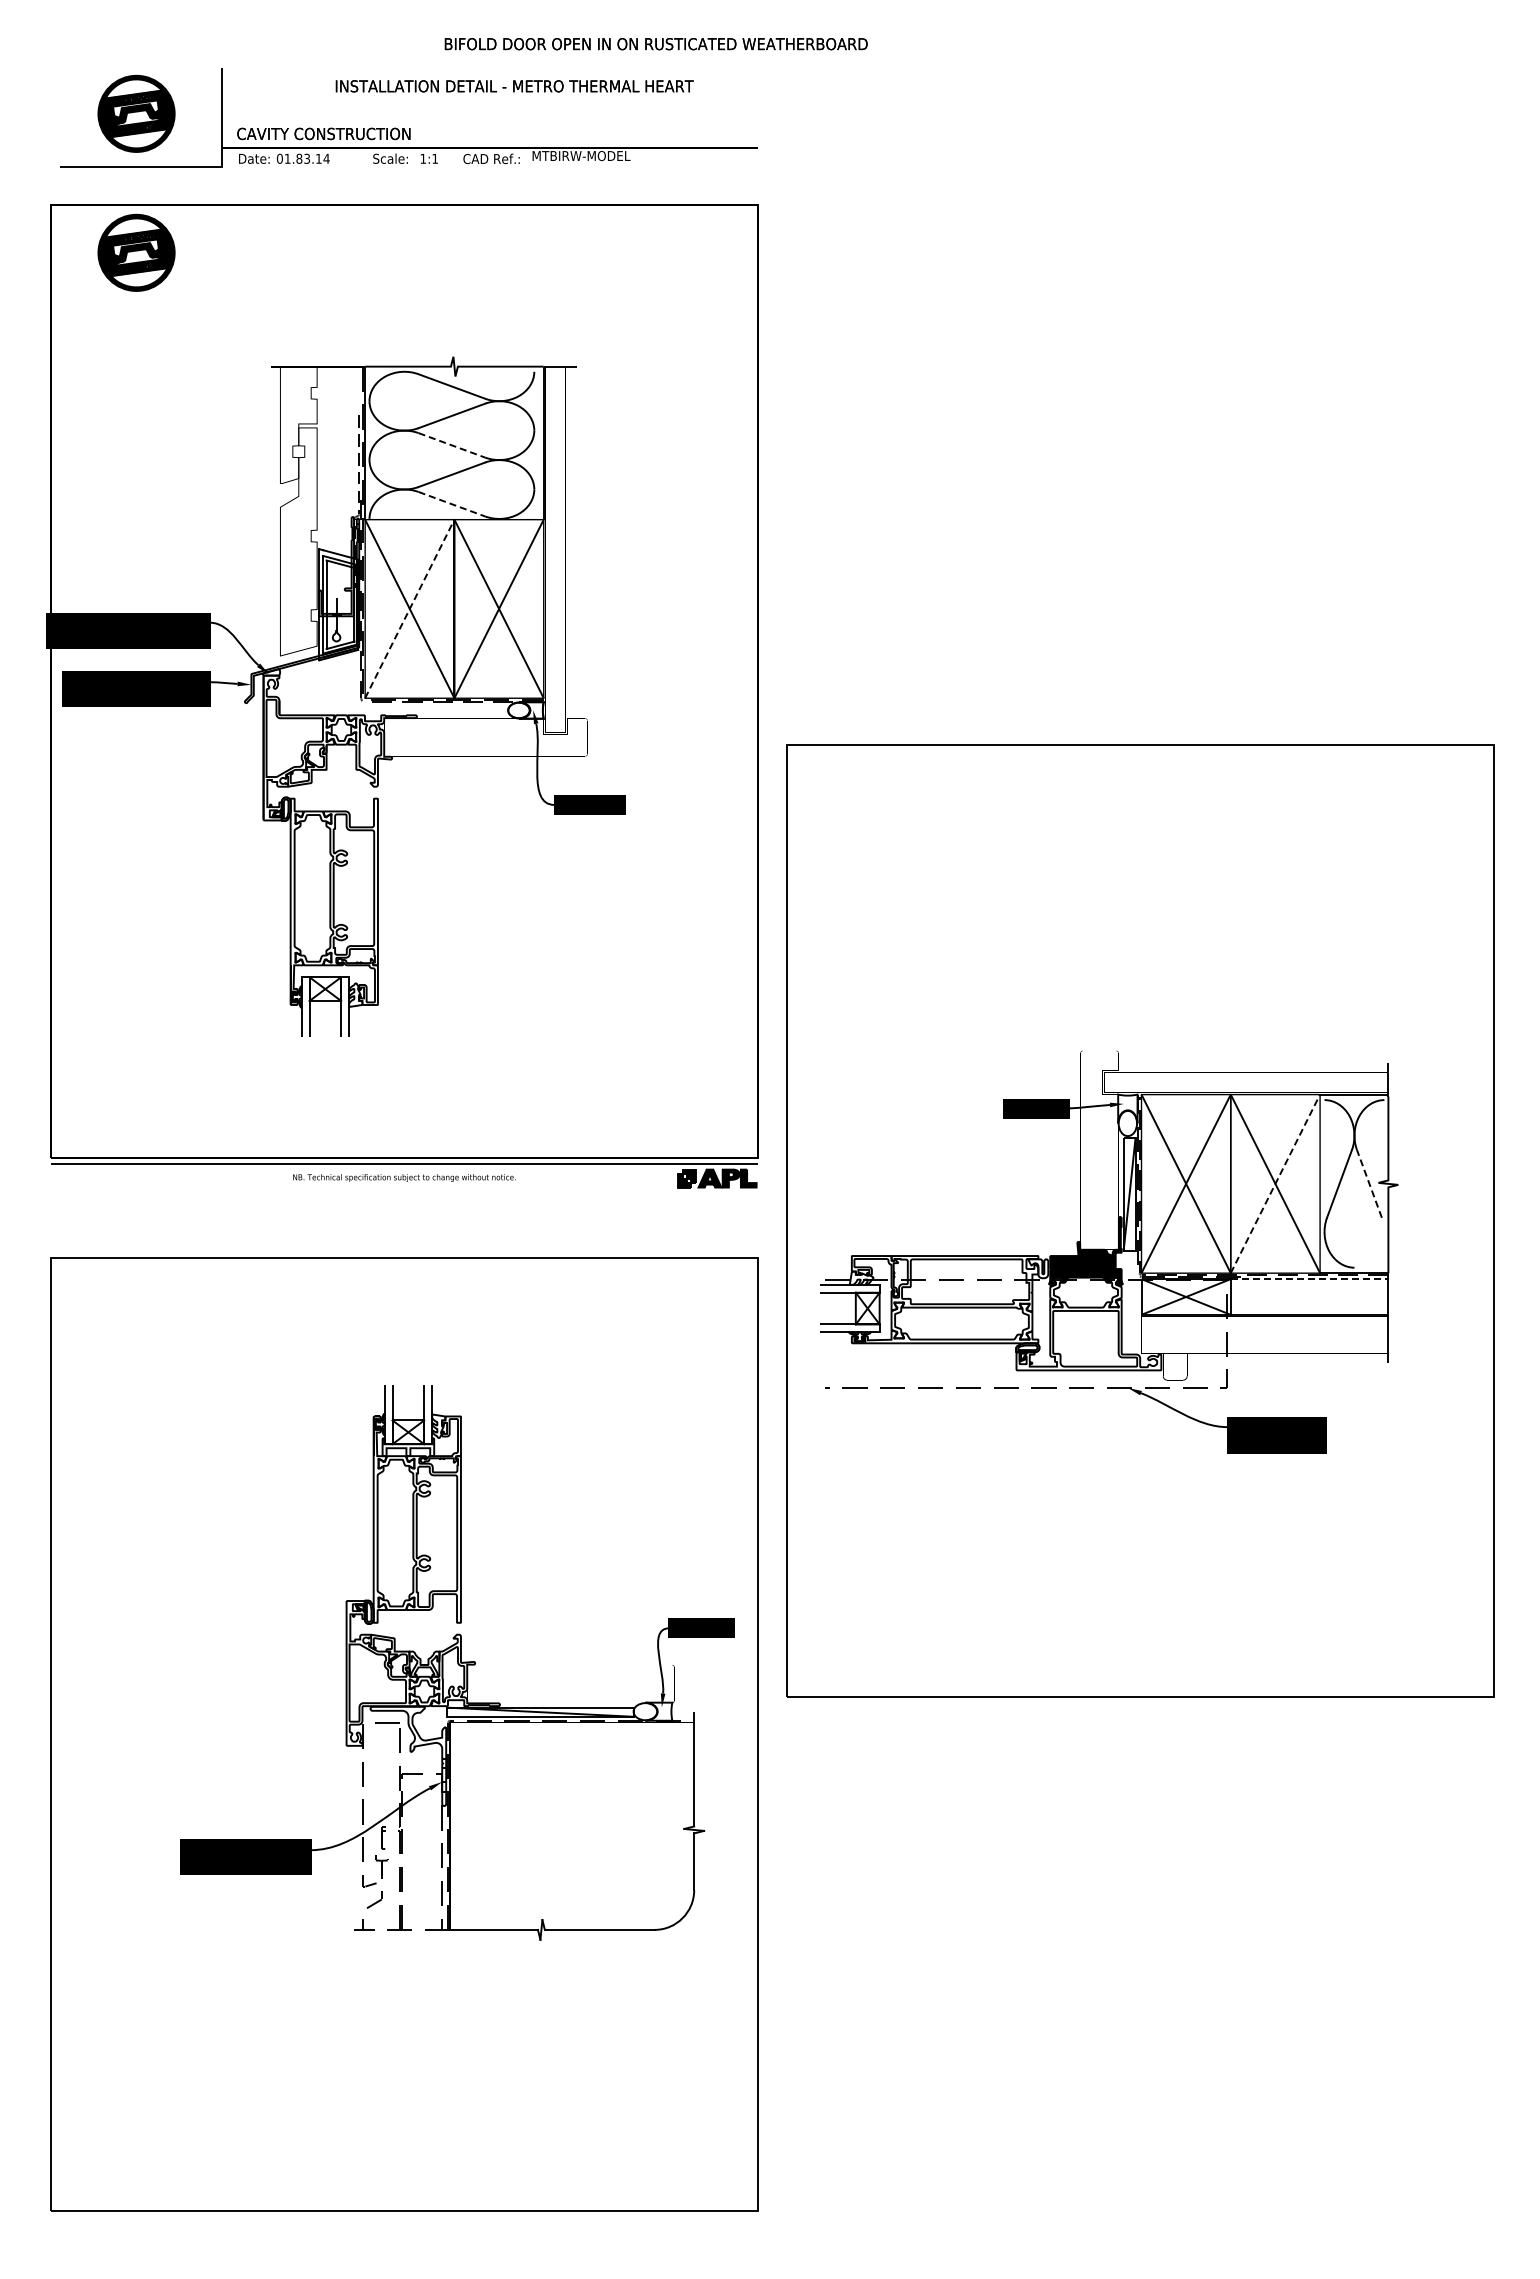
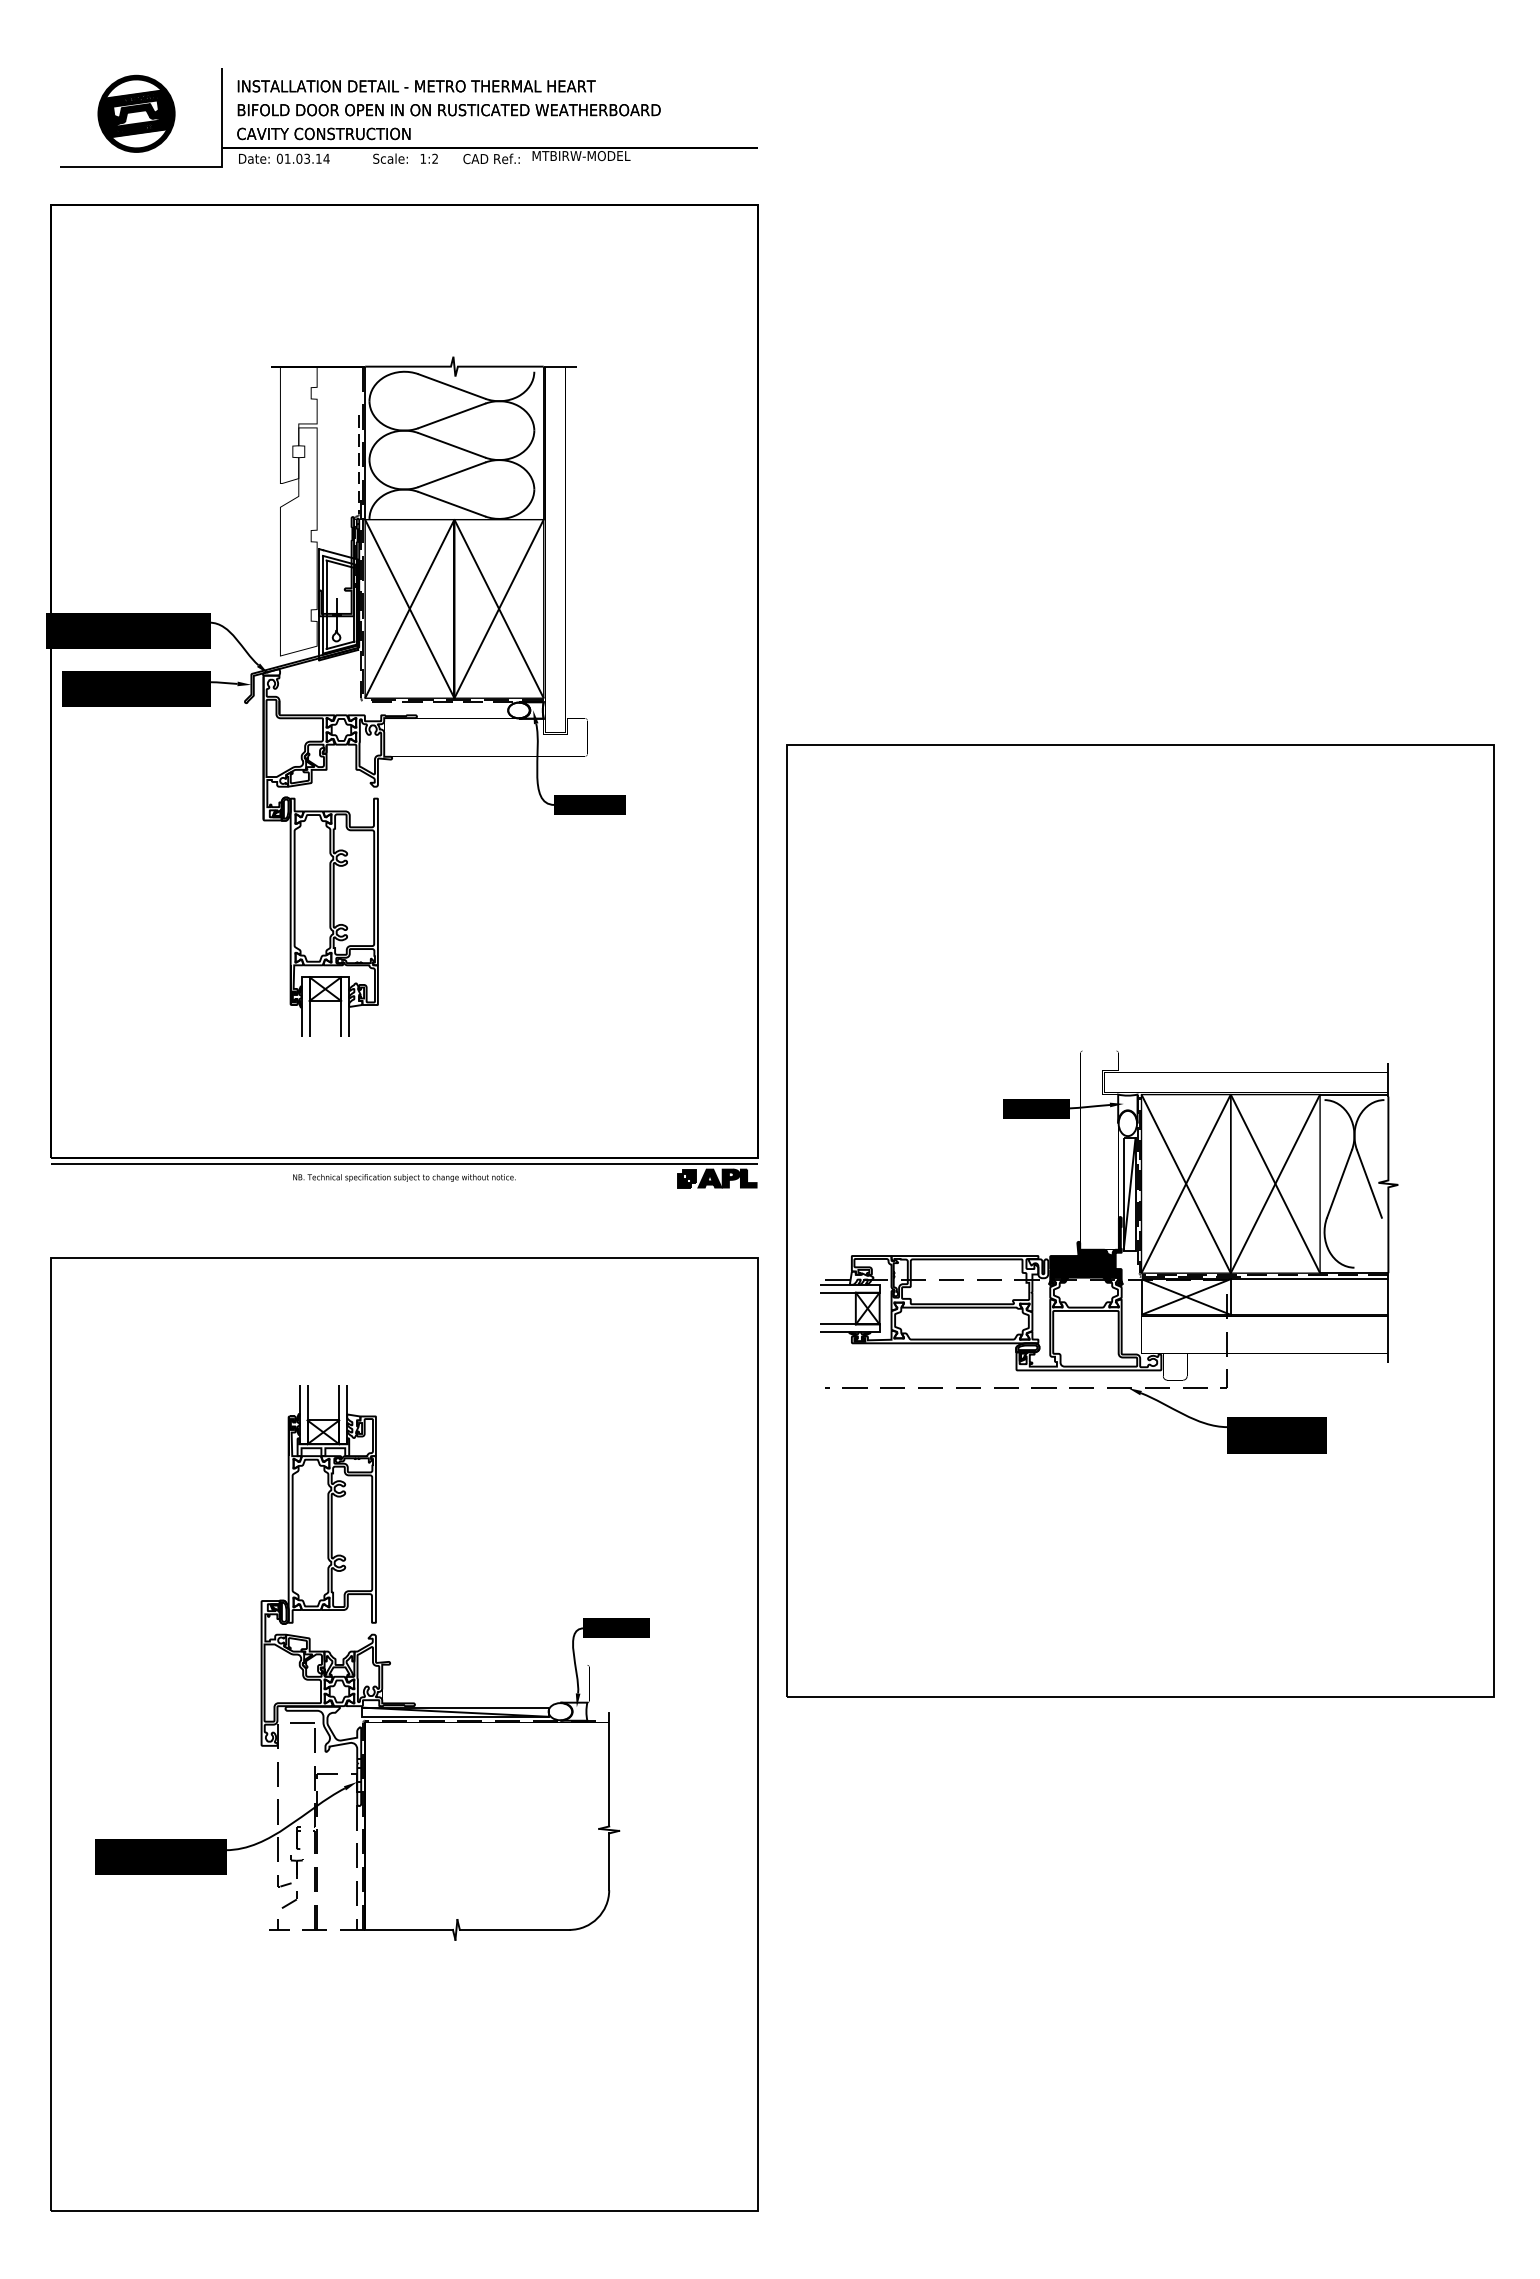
text position: (655, 44) -> (448, 110) (448, 110)
text position: (514, 86) -> (416, 86) (416, 86)
text: 01.83.14 -> 01.03.14 (299, 158)
text: 1:1 -> 1:2 (434, 158)
part: present -> none (136, 252)
line: dashed -> solid (452, 445)
line: dashed -> solid (452, 504)
line: dashed -> solid (409, 608)
line: dashed -> solid (1275, 1183)
line: dashed -> solid (1369, 1183)
line: dashed -> solid (1309, 1279)
part position: (457, 1662) -> (372, 1662) (372, 1662)
